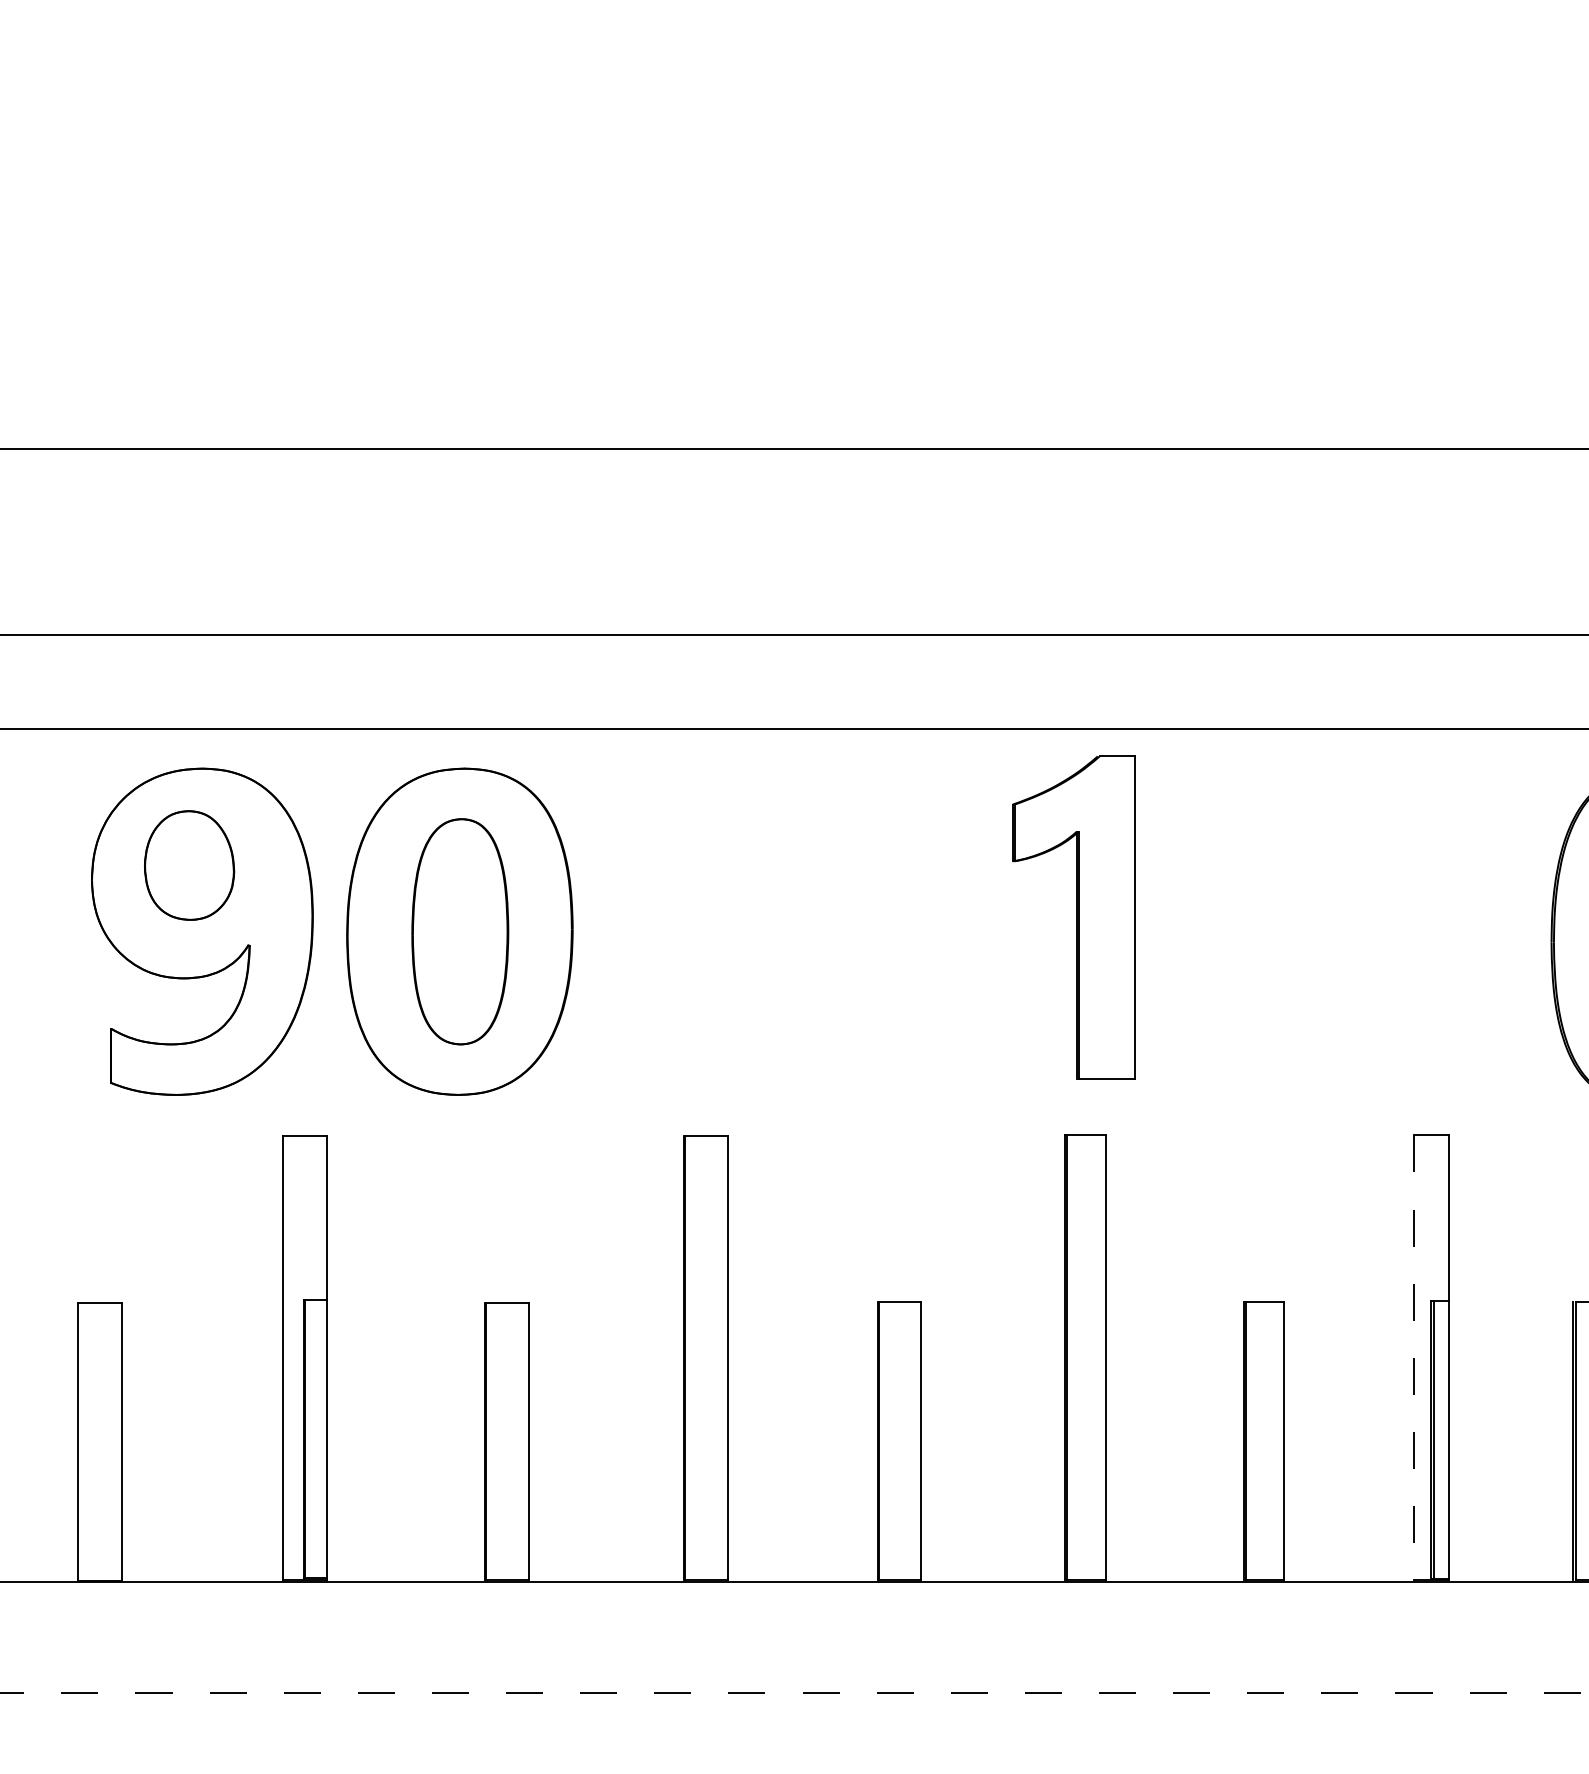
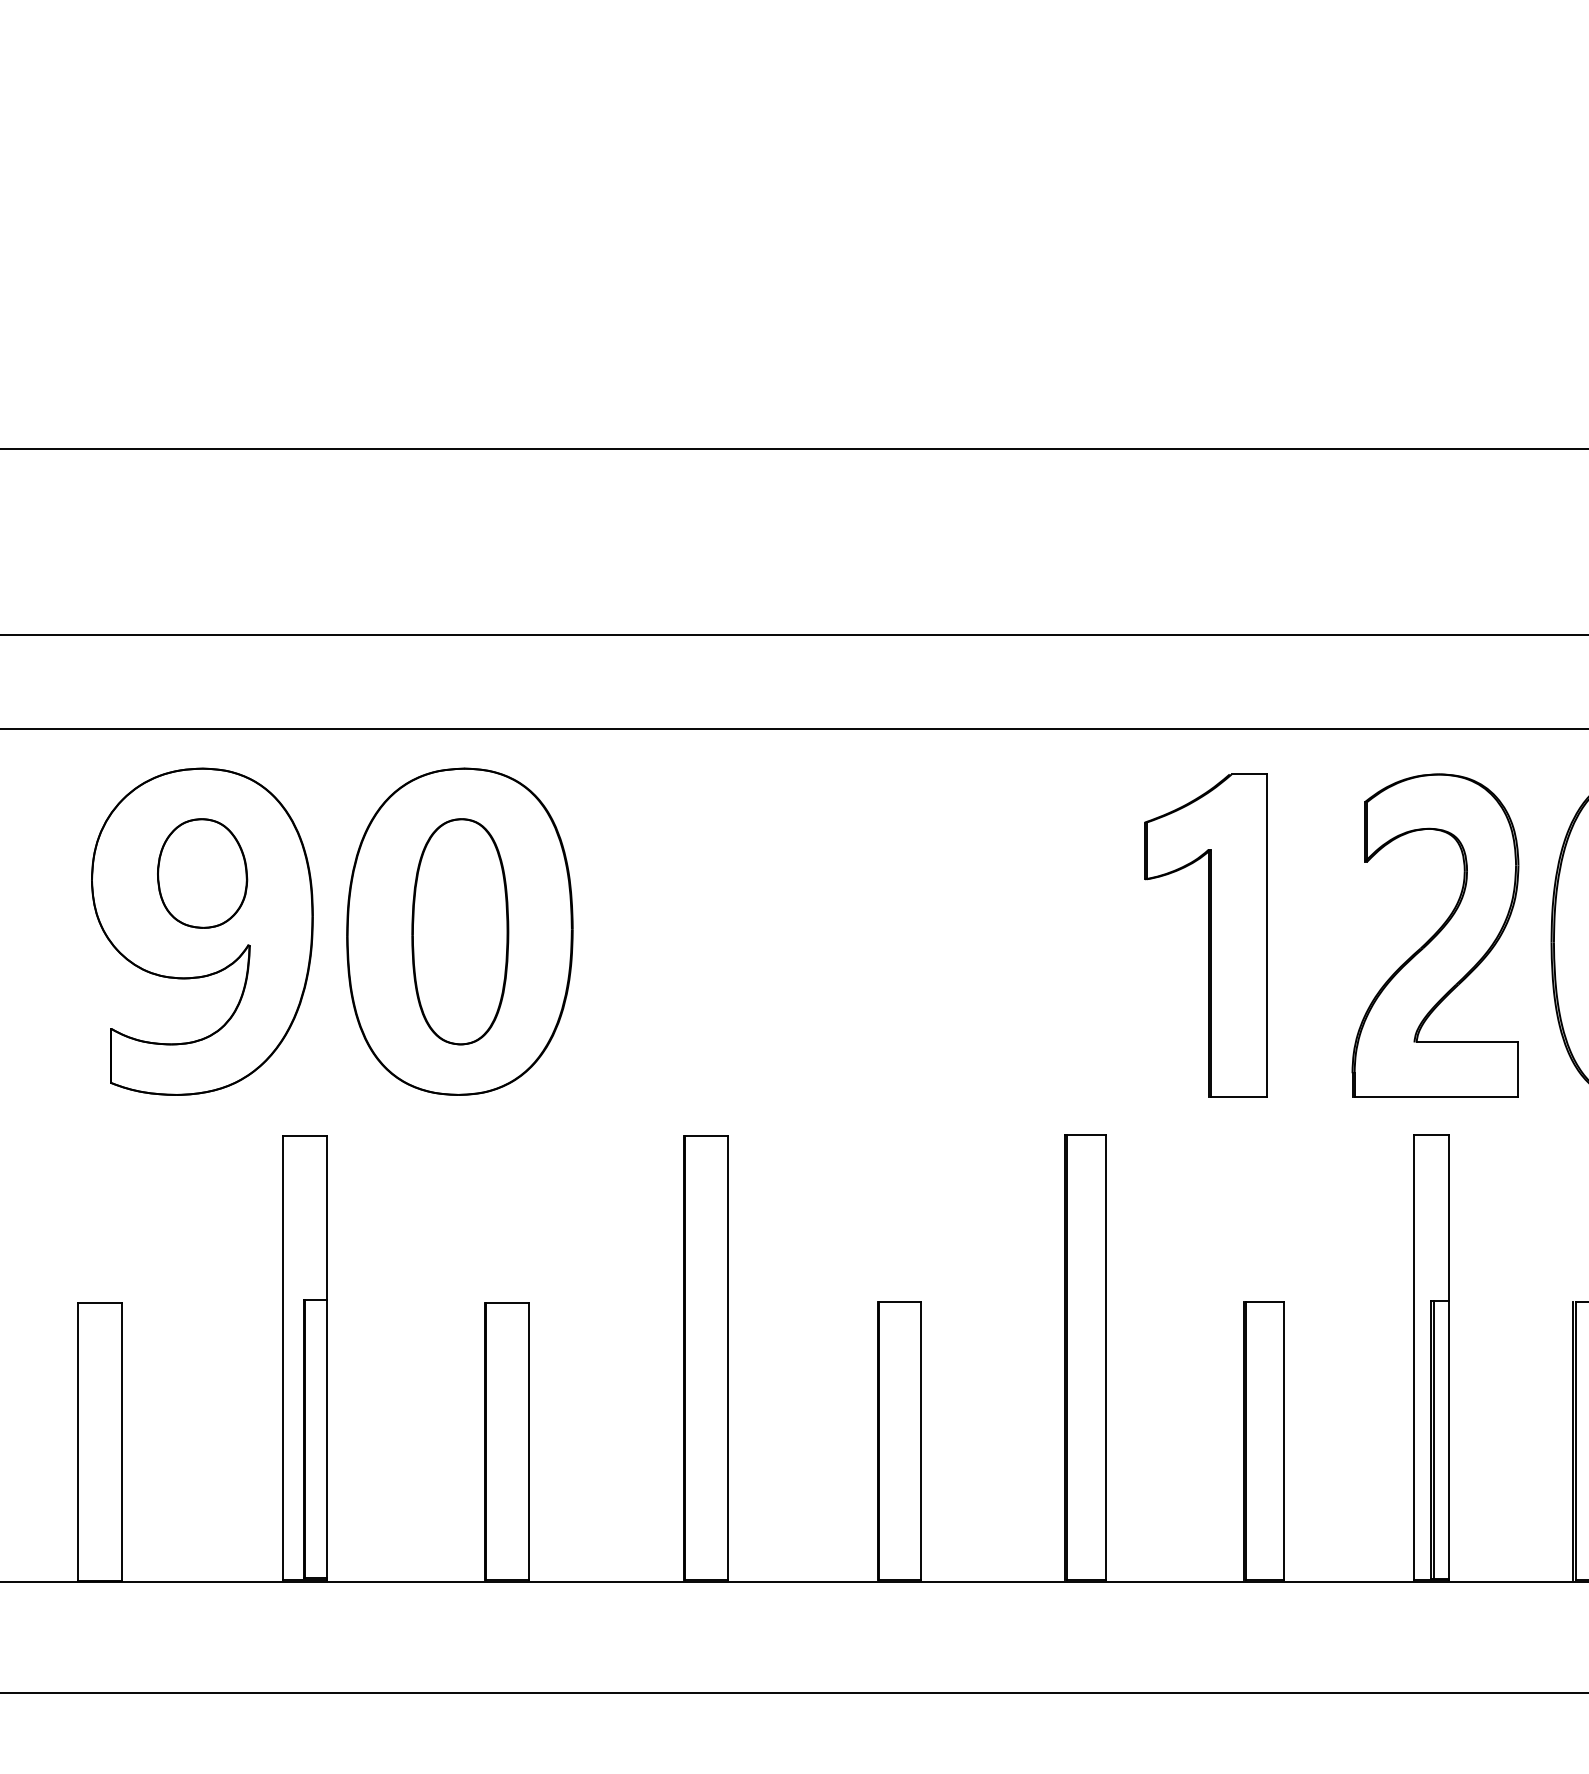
part position: (189, 865) -> (202, 873) (202, 873)
part position: (1073, 917) -> (1205, 935) (1205, 935)
part: none -> present (1435, 935)
line: dashed -> solid (1414, 1358)
line: dashed -> solid (793, 1692)
